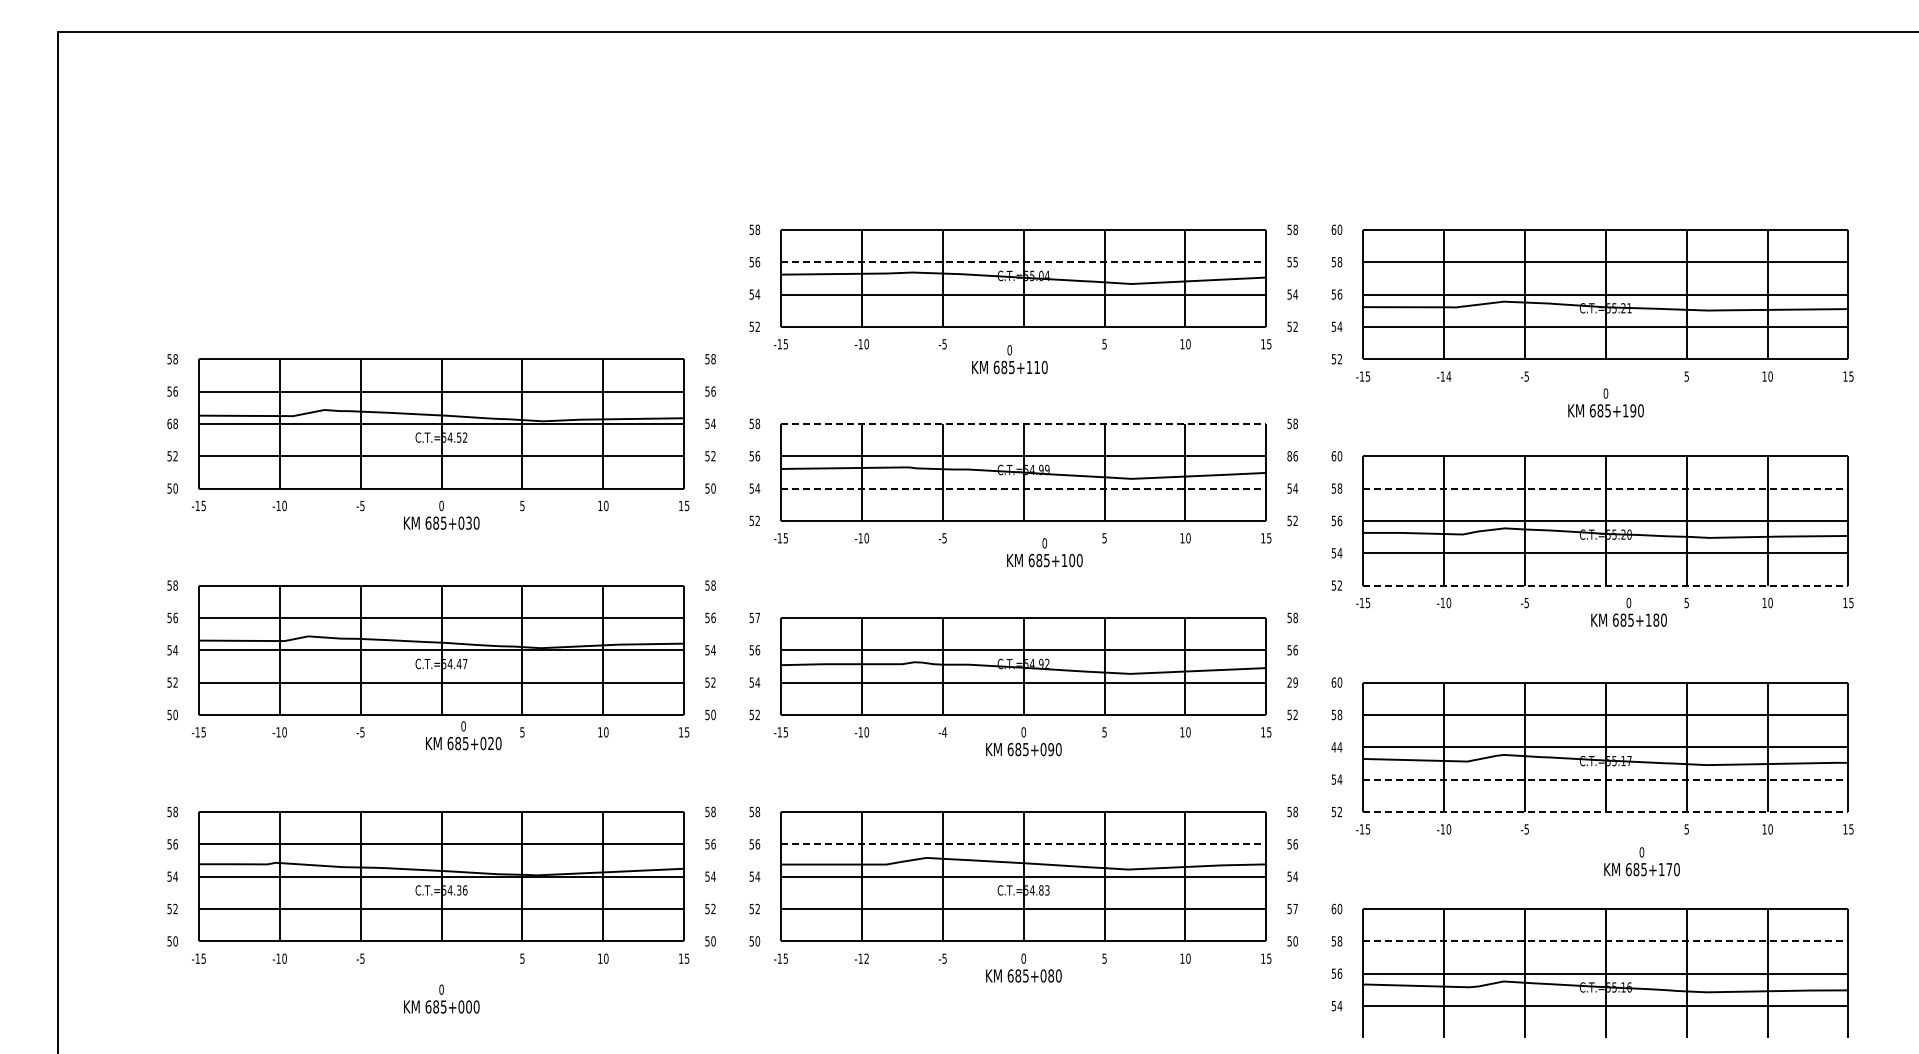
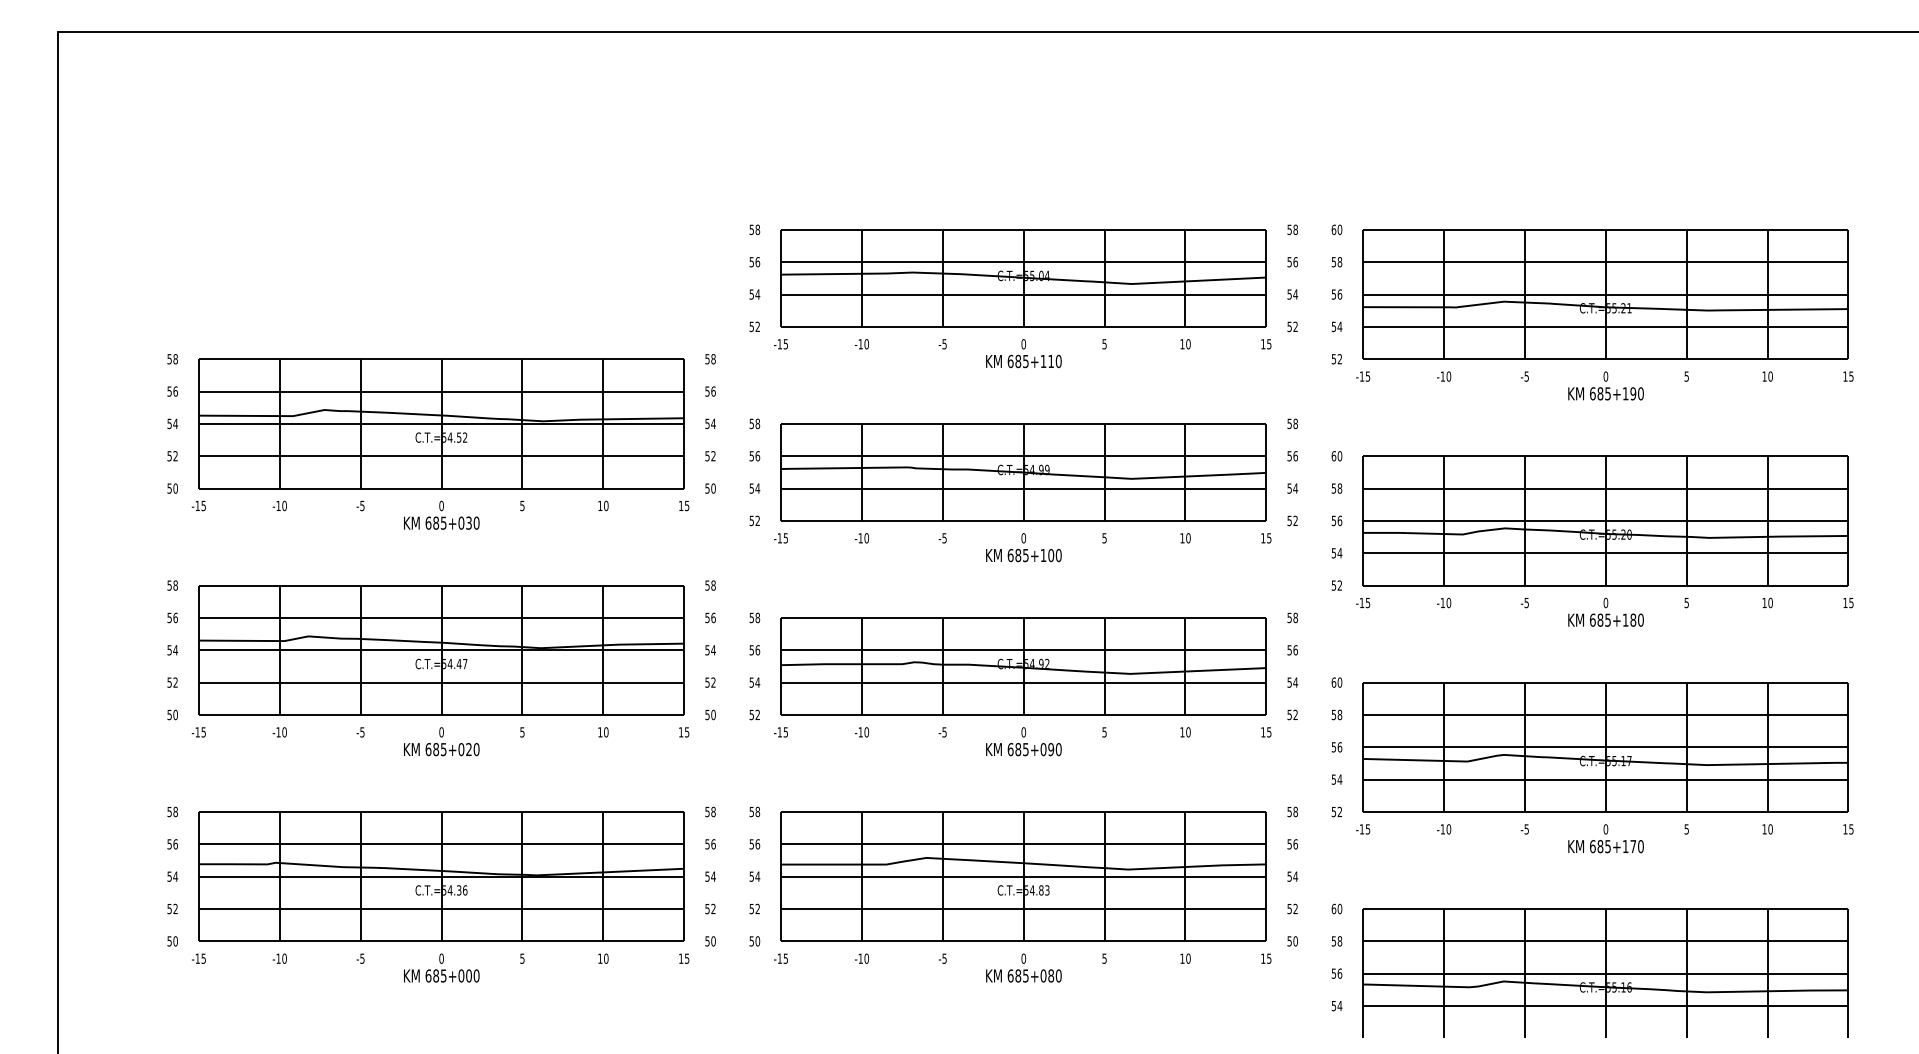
line: dashed -> solid (1023, 262)
text: 55 -> 56 (1295, 262)
text position: (1009, 359) -> (1023, 353) (1023, 353)
text: -14 -> -10 (1448, 376)
text position: (1605, 402) -> (1605, 385) (1605, 385)
text: 68 -> 54 (172, 423)
line: dashed -> solid (1023, 423)
text: 86 -> 56 (1289, 456)
line: dashed -> solid (1023, 488)
line: dashed -> solid (1605, 488)
text position: (1044, 552) -> (1023, 547) (1023, 547)
line: dashed -> solid (1605, 585)
text position: (1628, 611) -> (1605, 611) (1605, 611)
text: 57 -> 58 (757, 617)
text: 29 -> 54 (1292, 682)
text: -4 -> -5 (944, 732)
text position: (463, 735) -> (441, 741) (441, 741)
text: 44 -> 56 (1336, 747)
line: dashed -> solid (1605, 779)
line: dashed -> solid (1605, 812)
line: dashed -> solid (1023, 844)
text position: (1641, 861) -> (1605, 838) (1605, 838)
text: 57 -> 52 (1295, 908)
line: dashed -> solid (1605, 941)
text: -12 -> -10 (866, 958)
text position: (441, 998) -> (441, 967) (441, 967)
